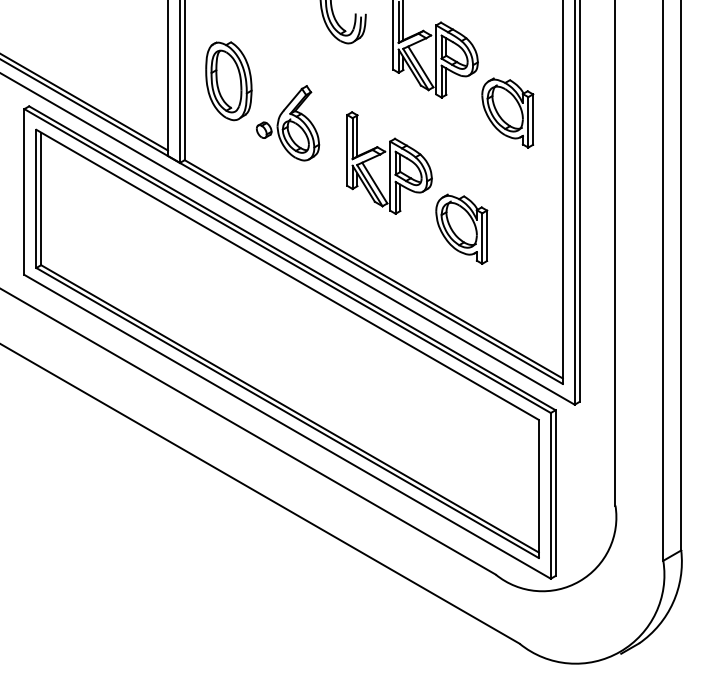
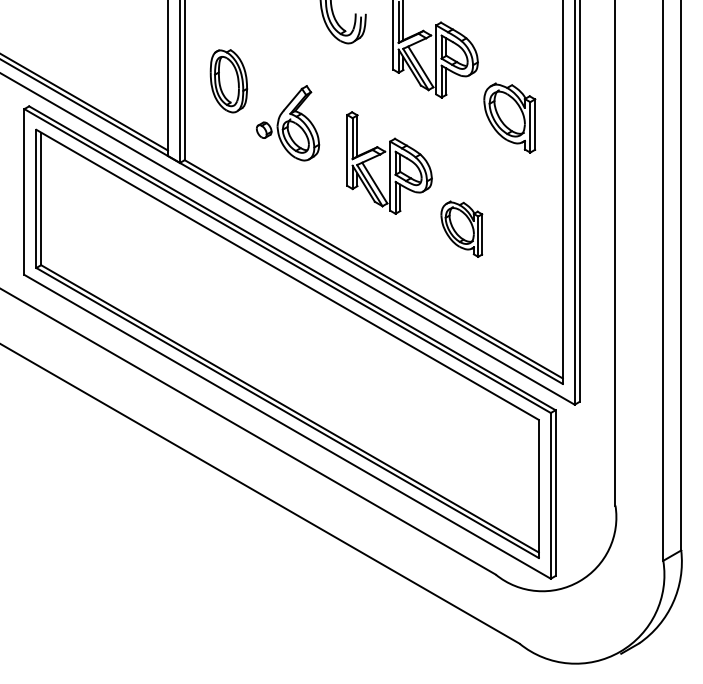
part size: 48x81 px -> 40x65 px (228, 81)
part position: (507, 112) -> (509, 117) (509, 117)
part size: 54x72 px -> 44x58 px (461, 228)
